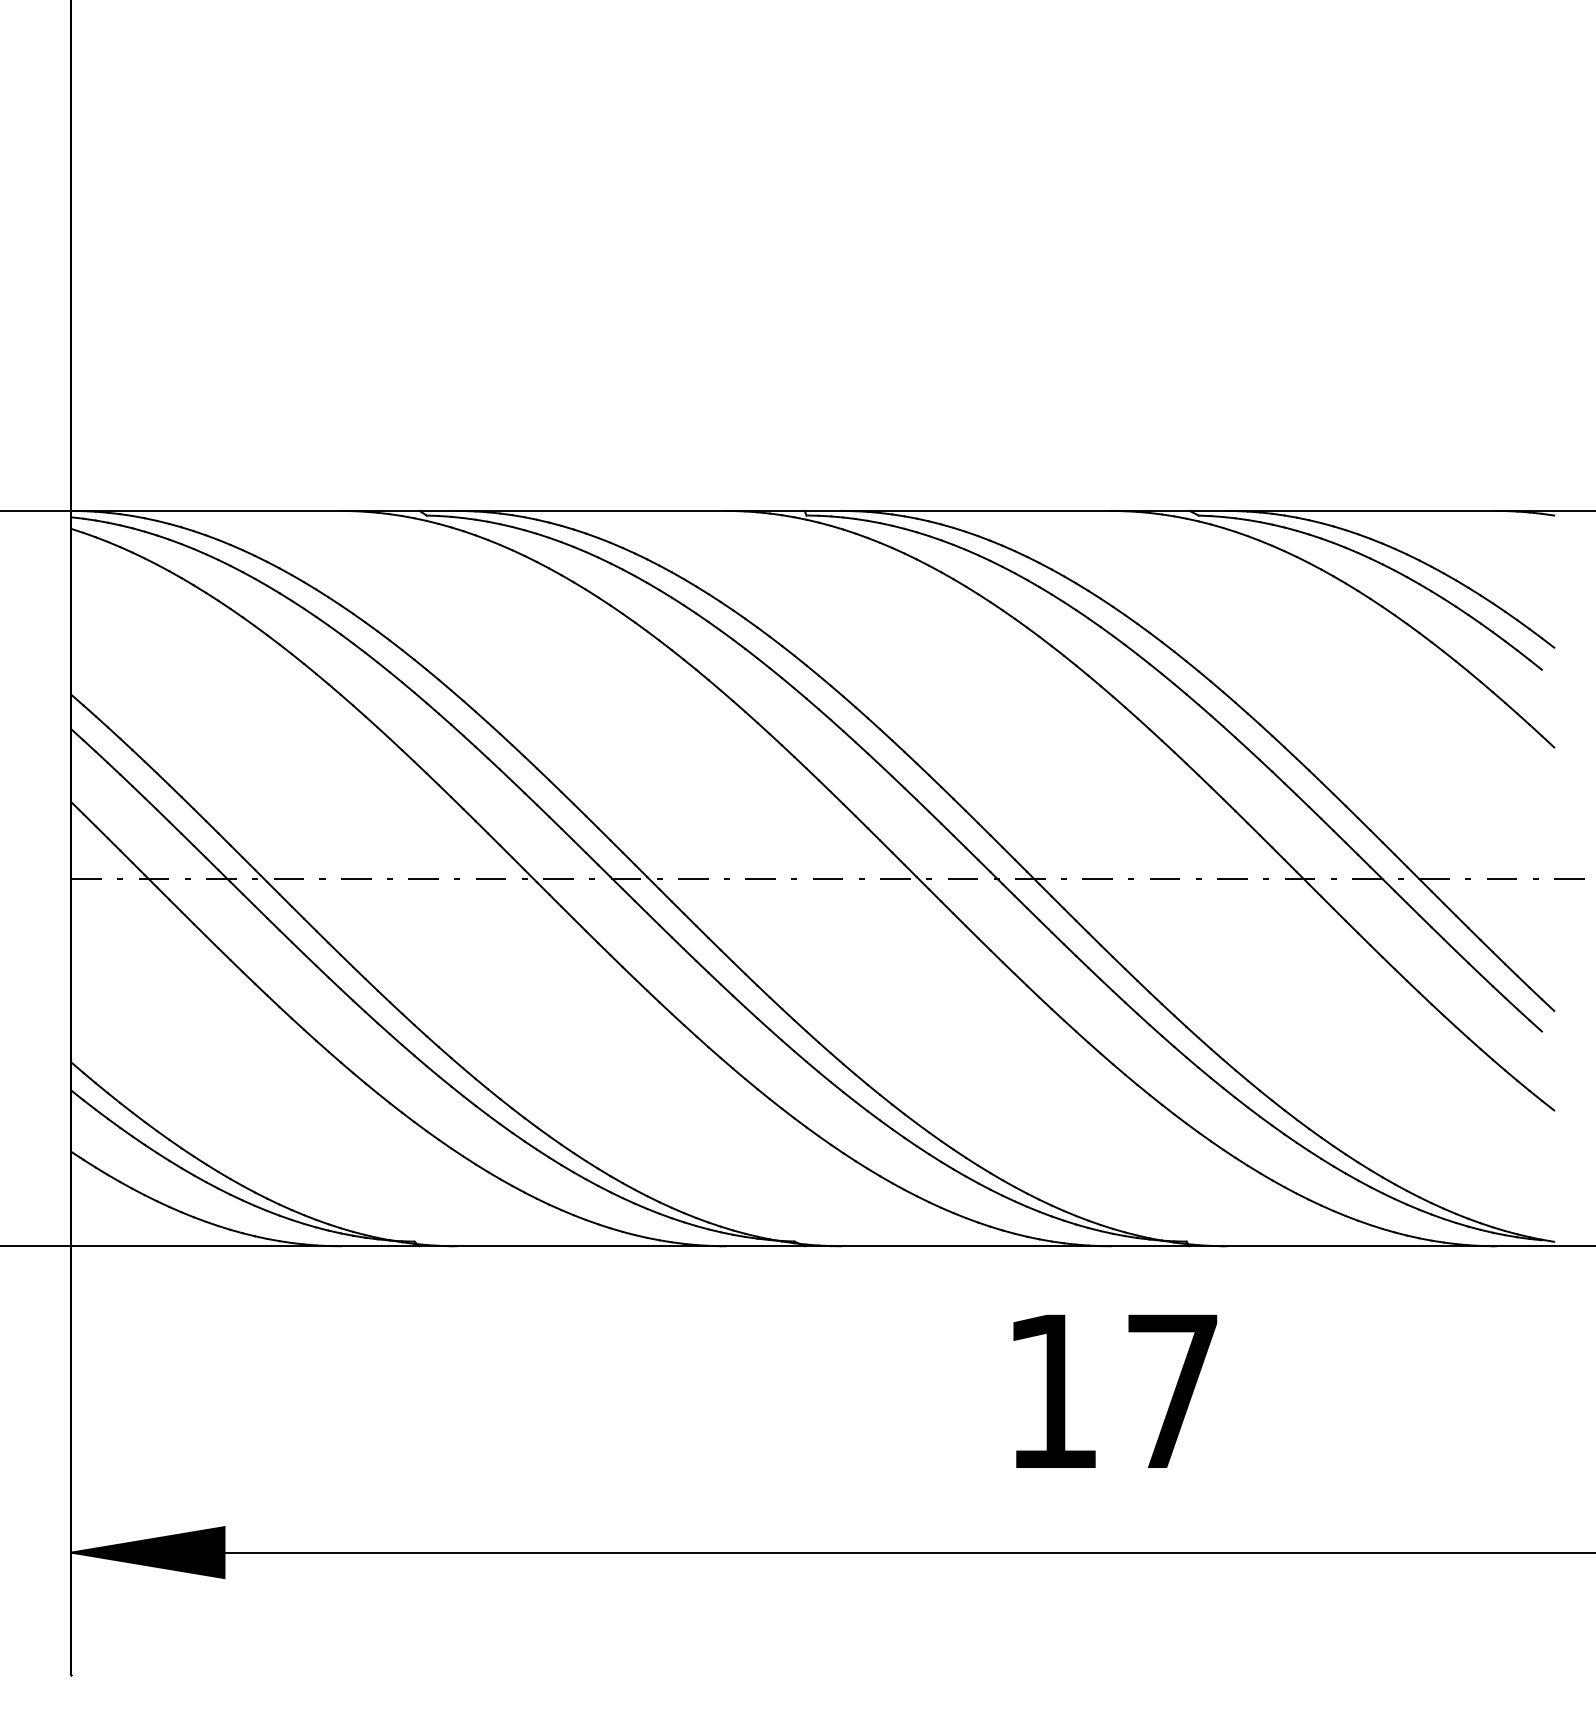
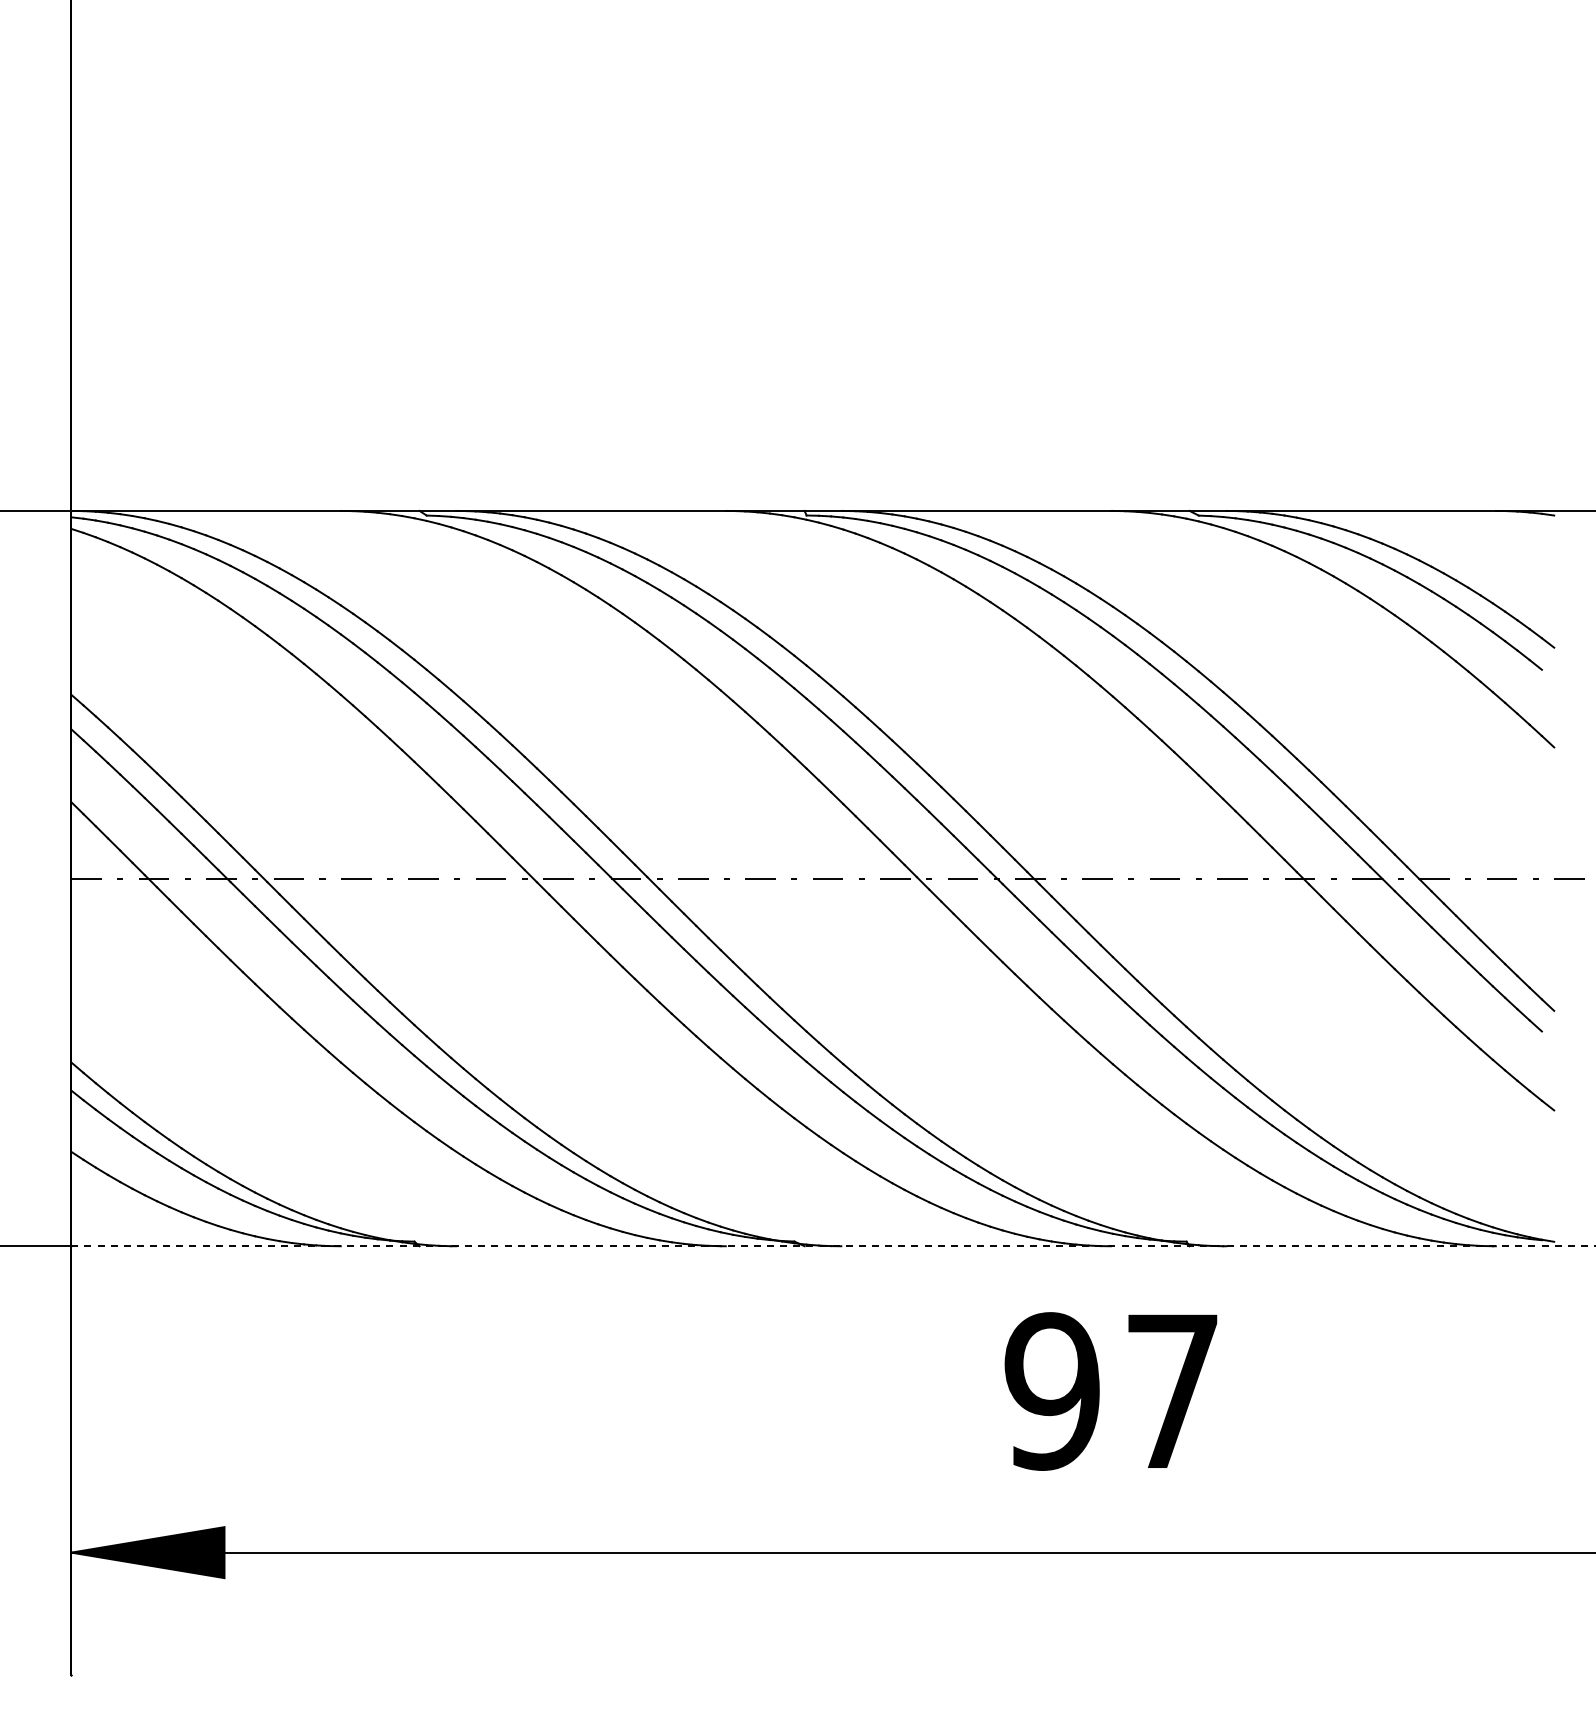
line: solid -> dashed (834, 1246)
text: 17 -> 97 (1051, 1391)
